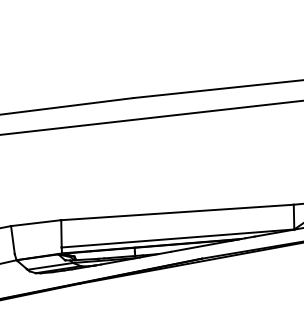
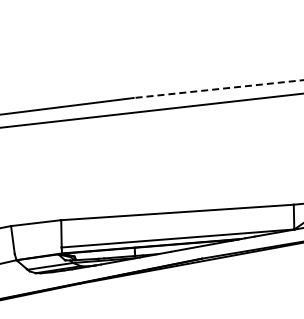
line: solid -> dashed (218, 89)
line position: (151, 117) -> (151, 110) (151, 110)
